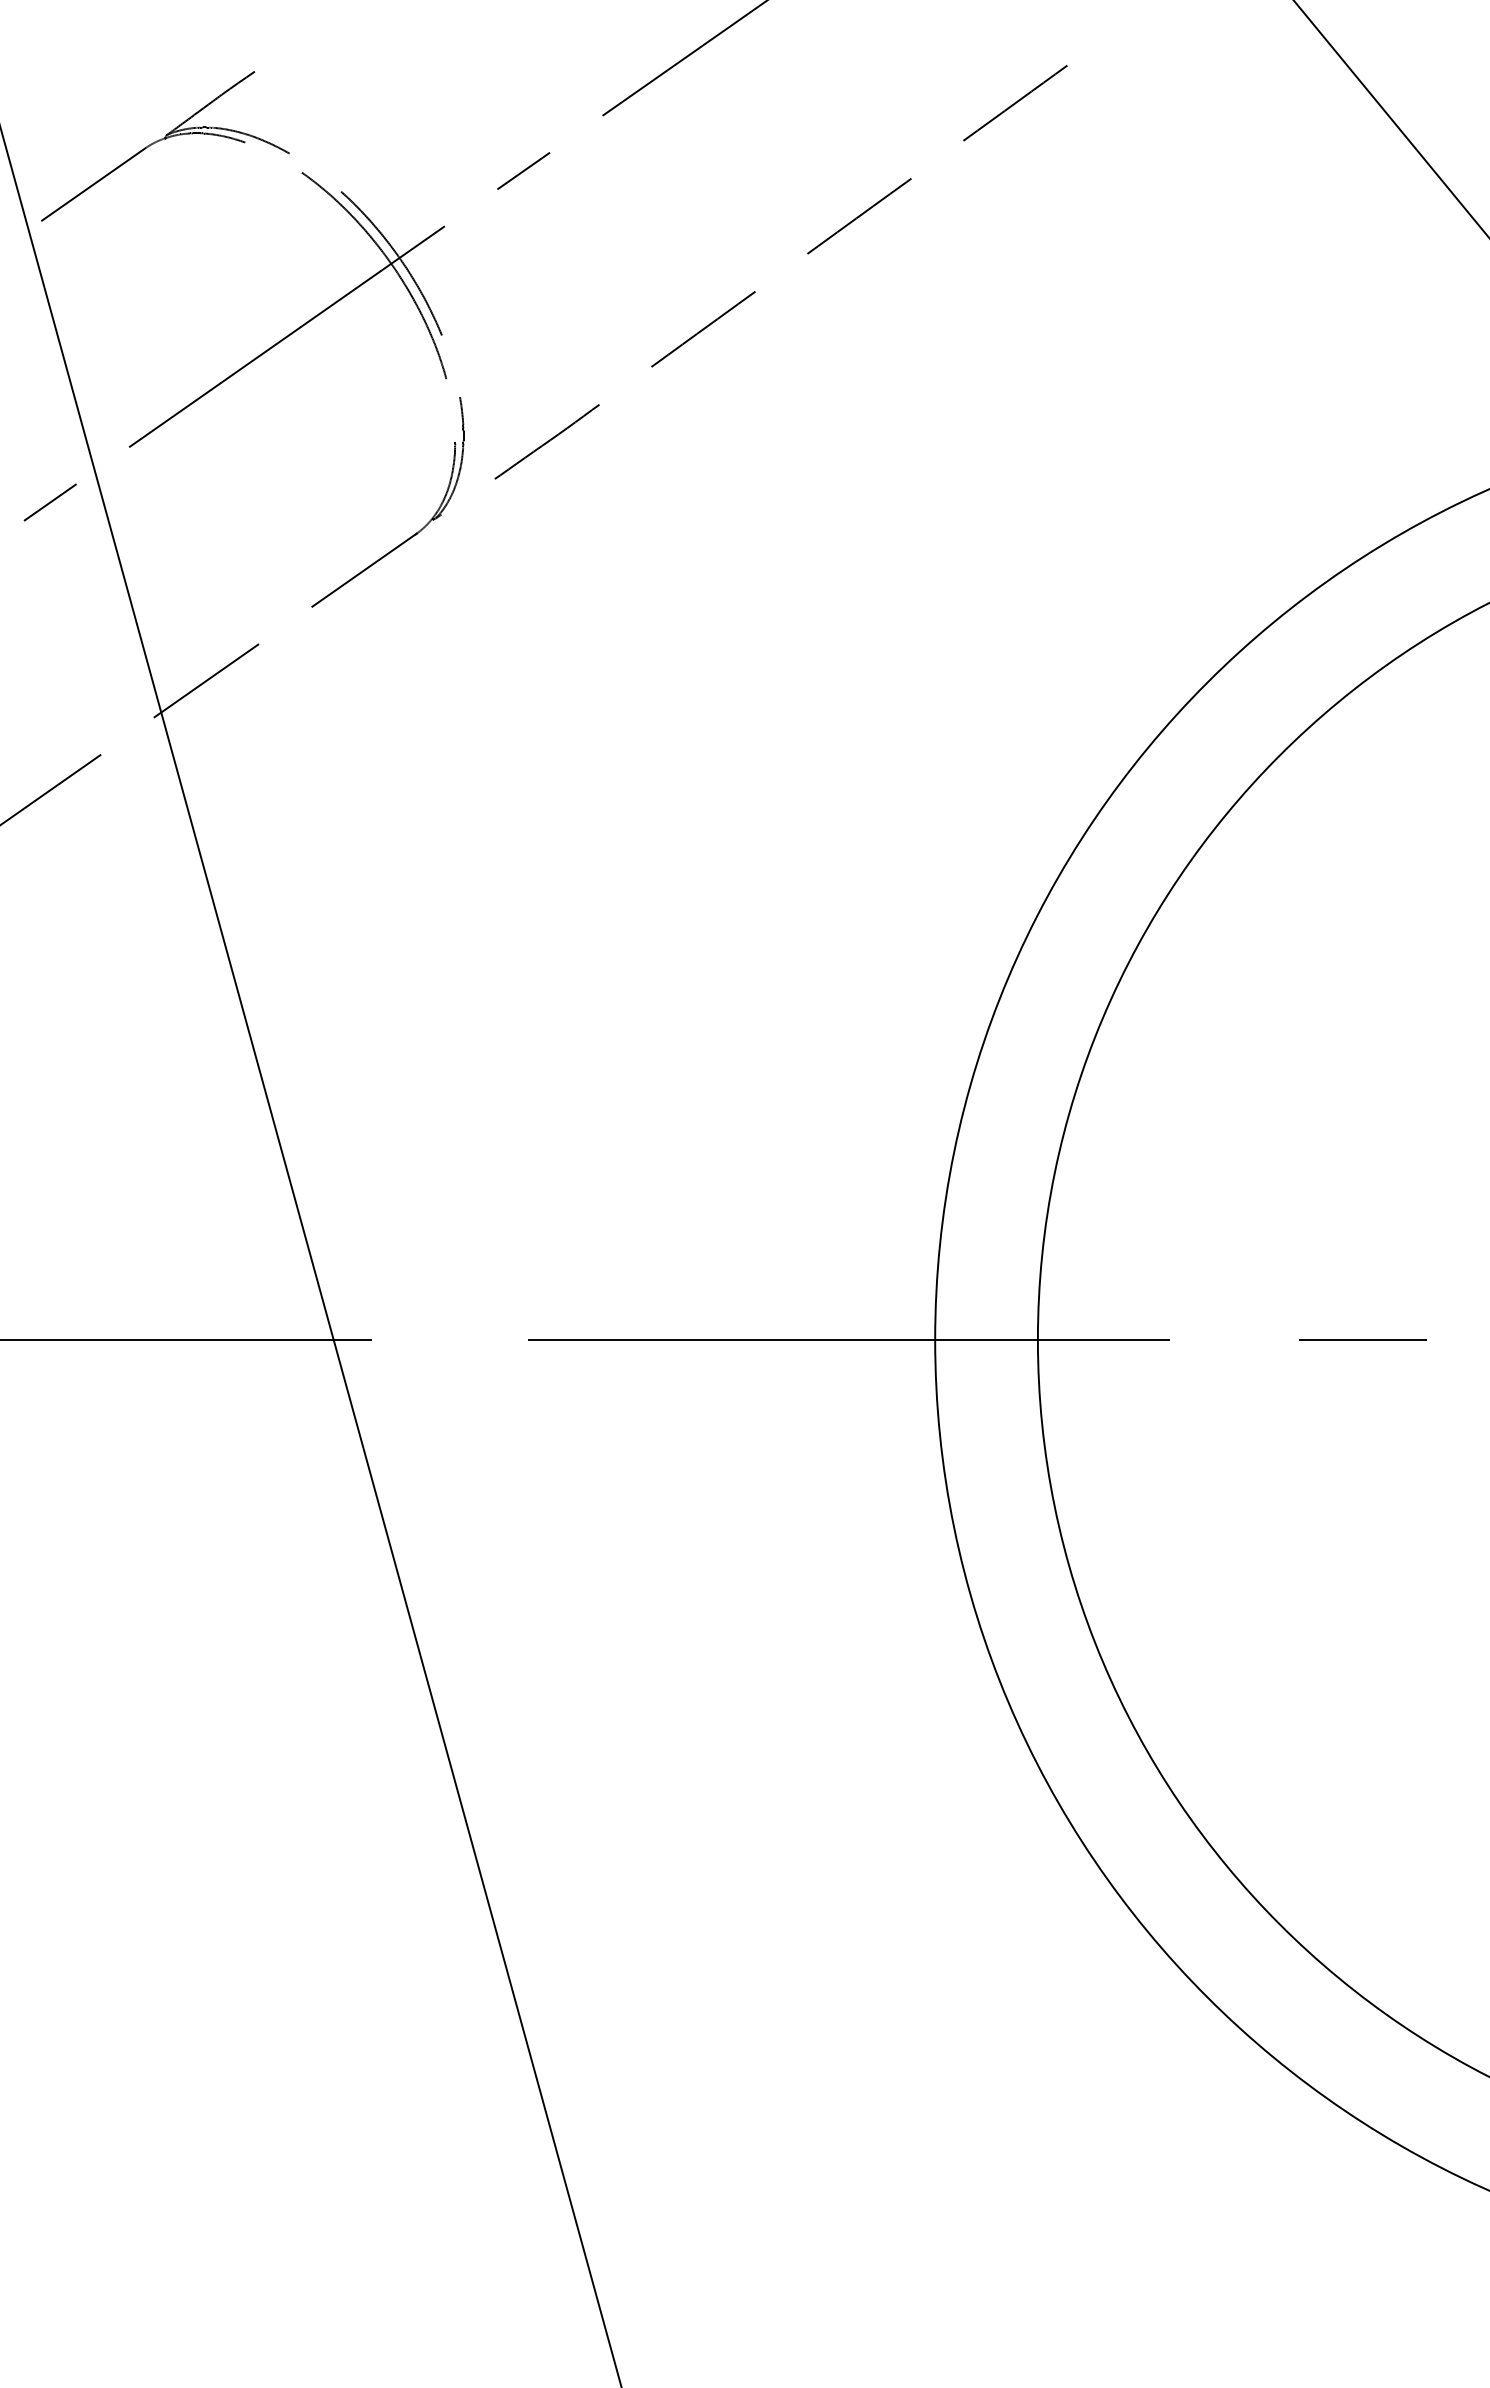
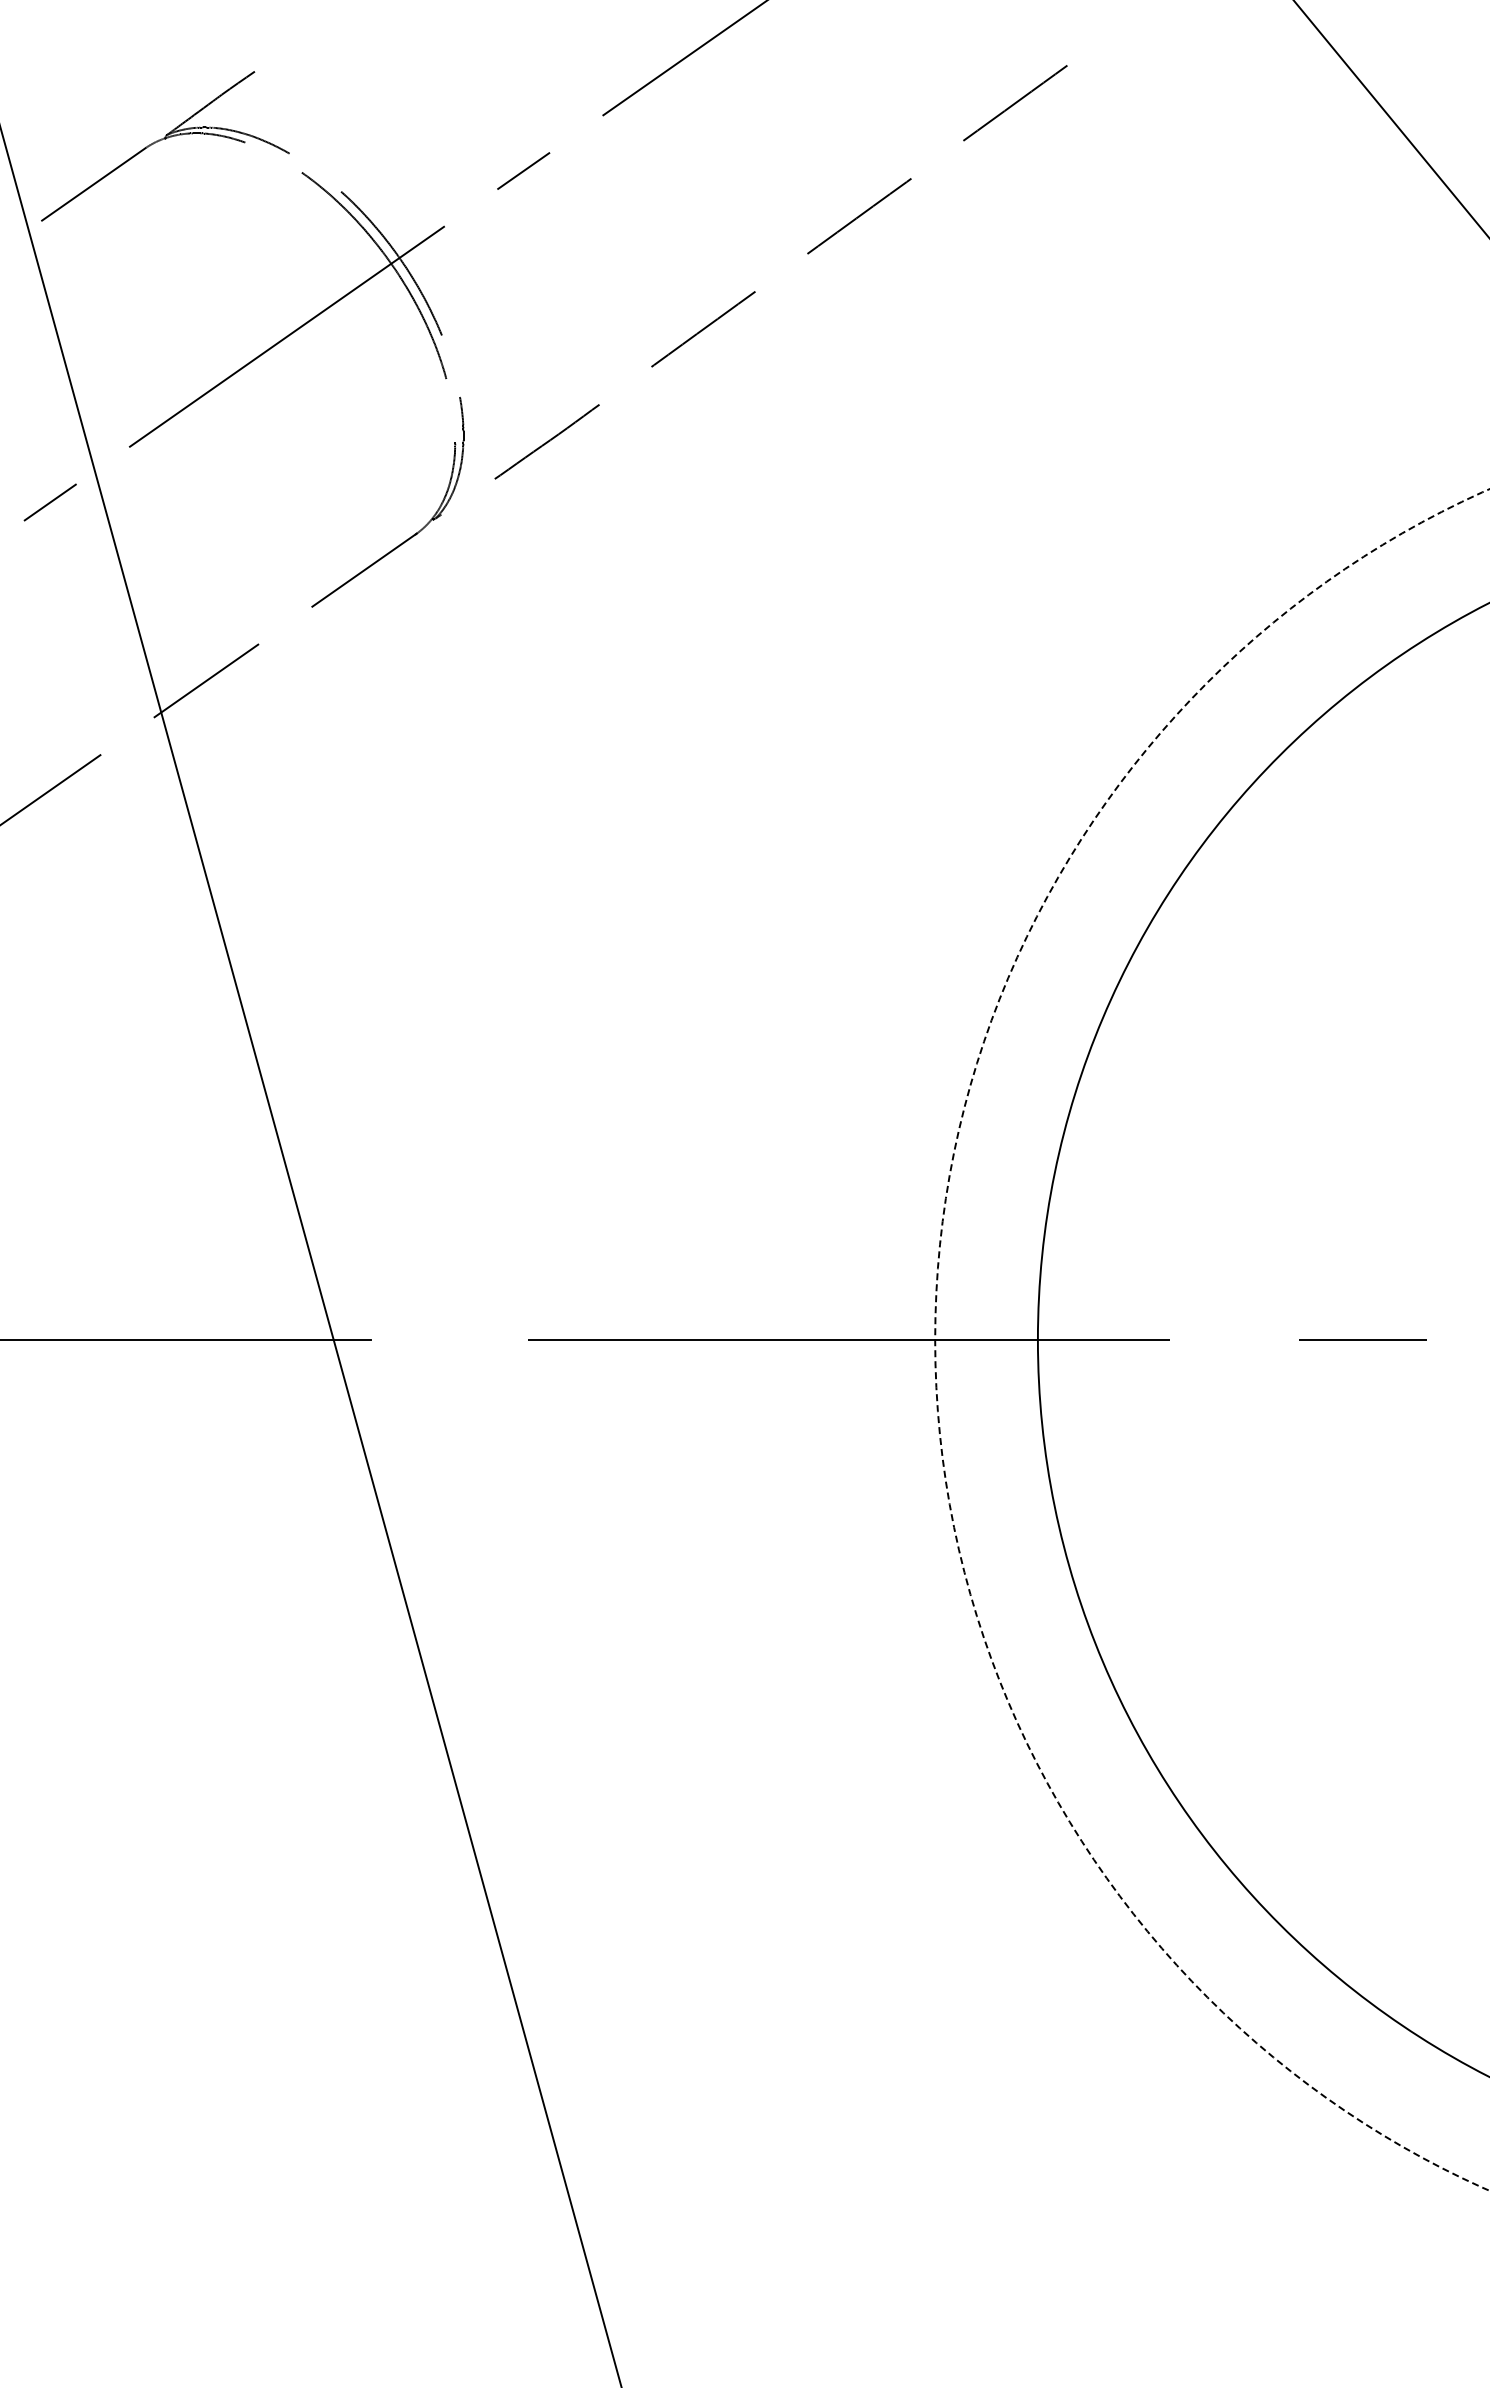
circle: solid -> dashed (1212, 1339)
